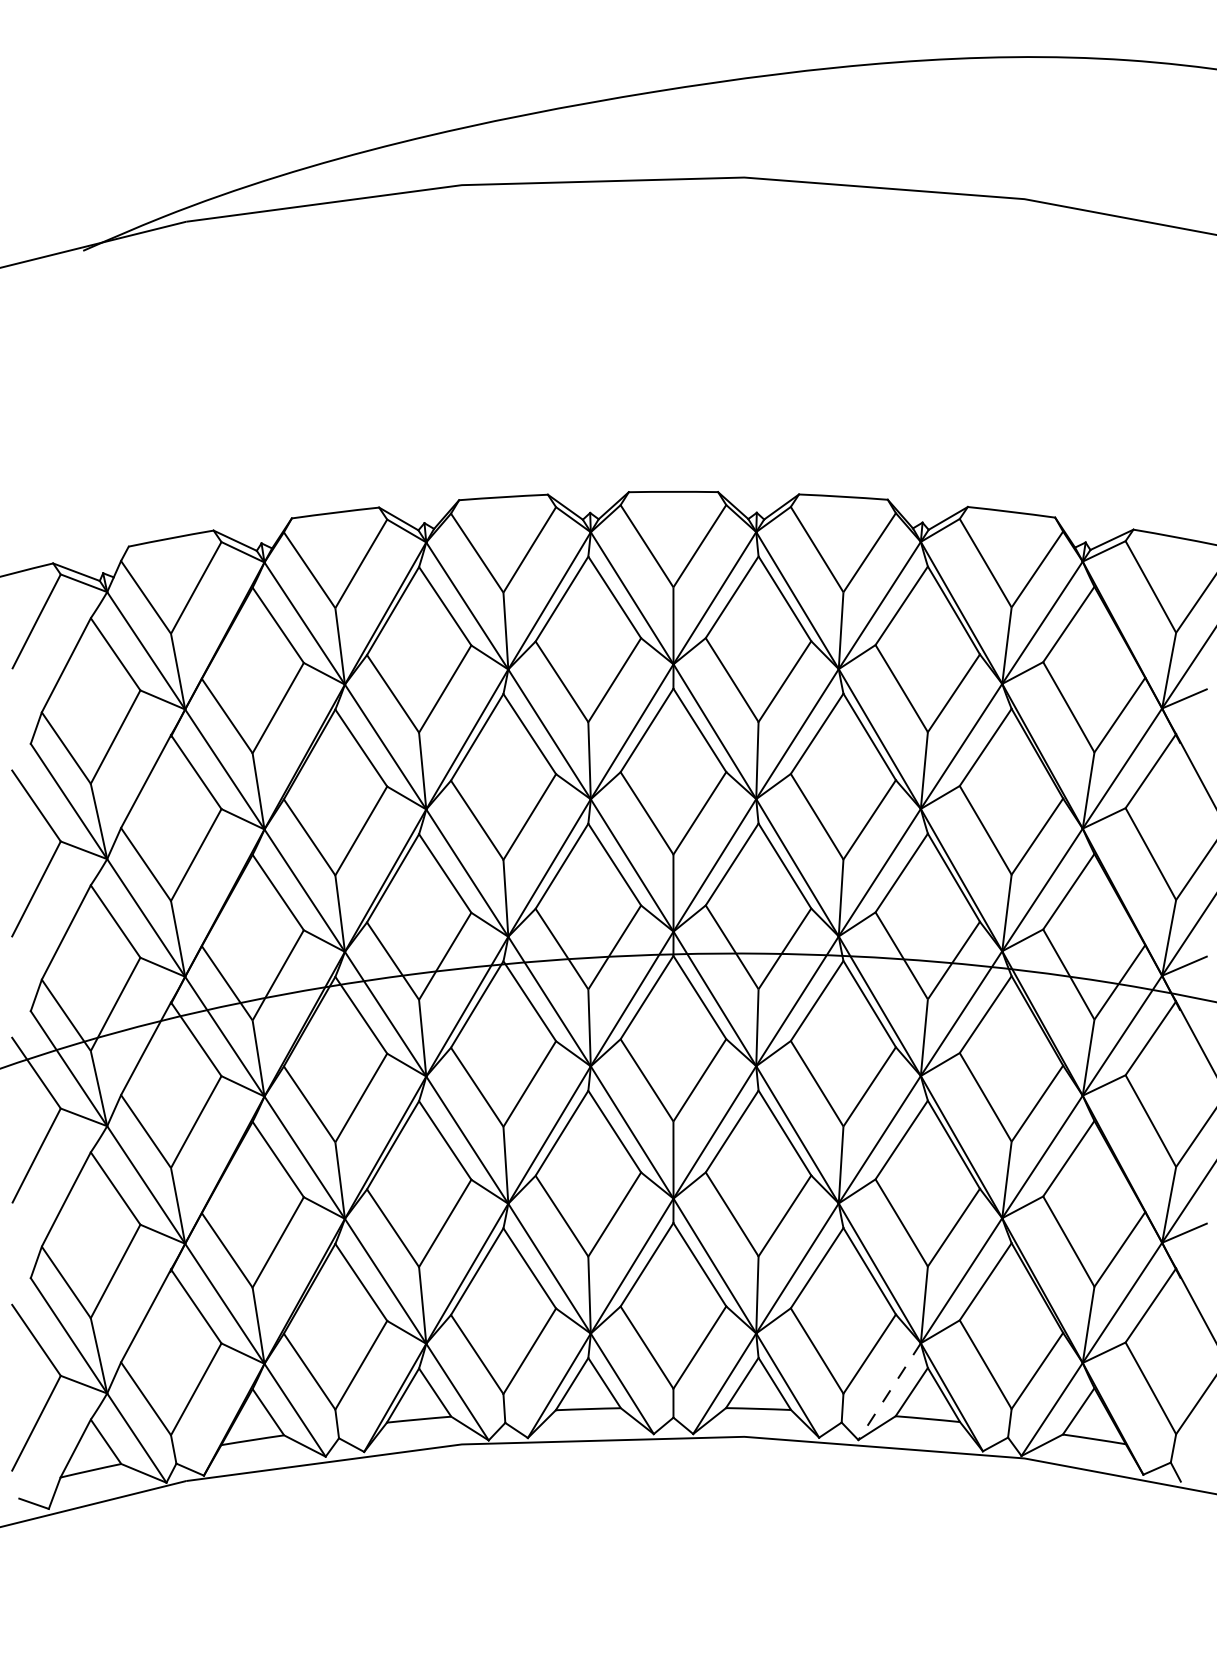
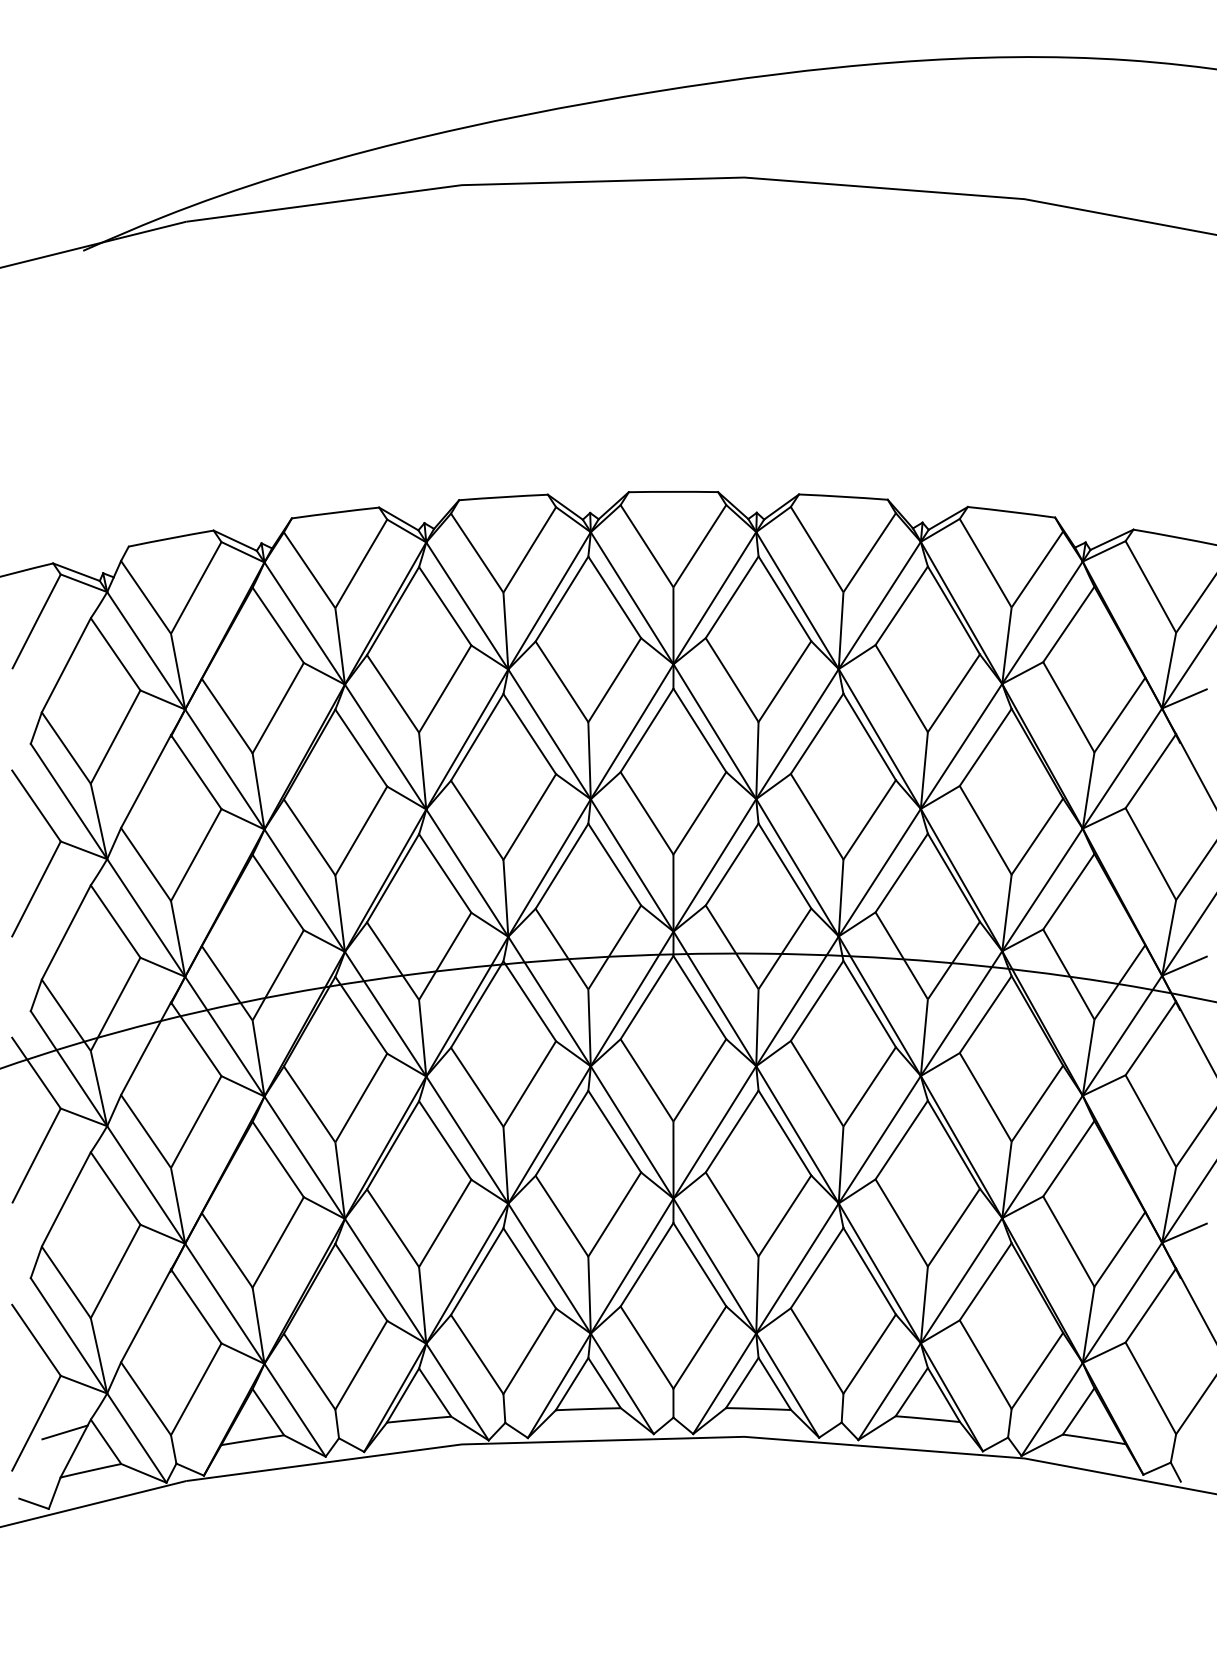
line: dashed -> solid (889, 1391)
line: none -> present (64, 1432)
